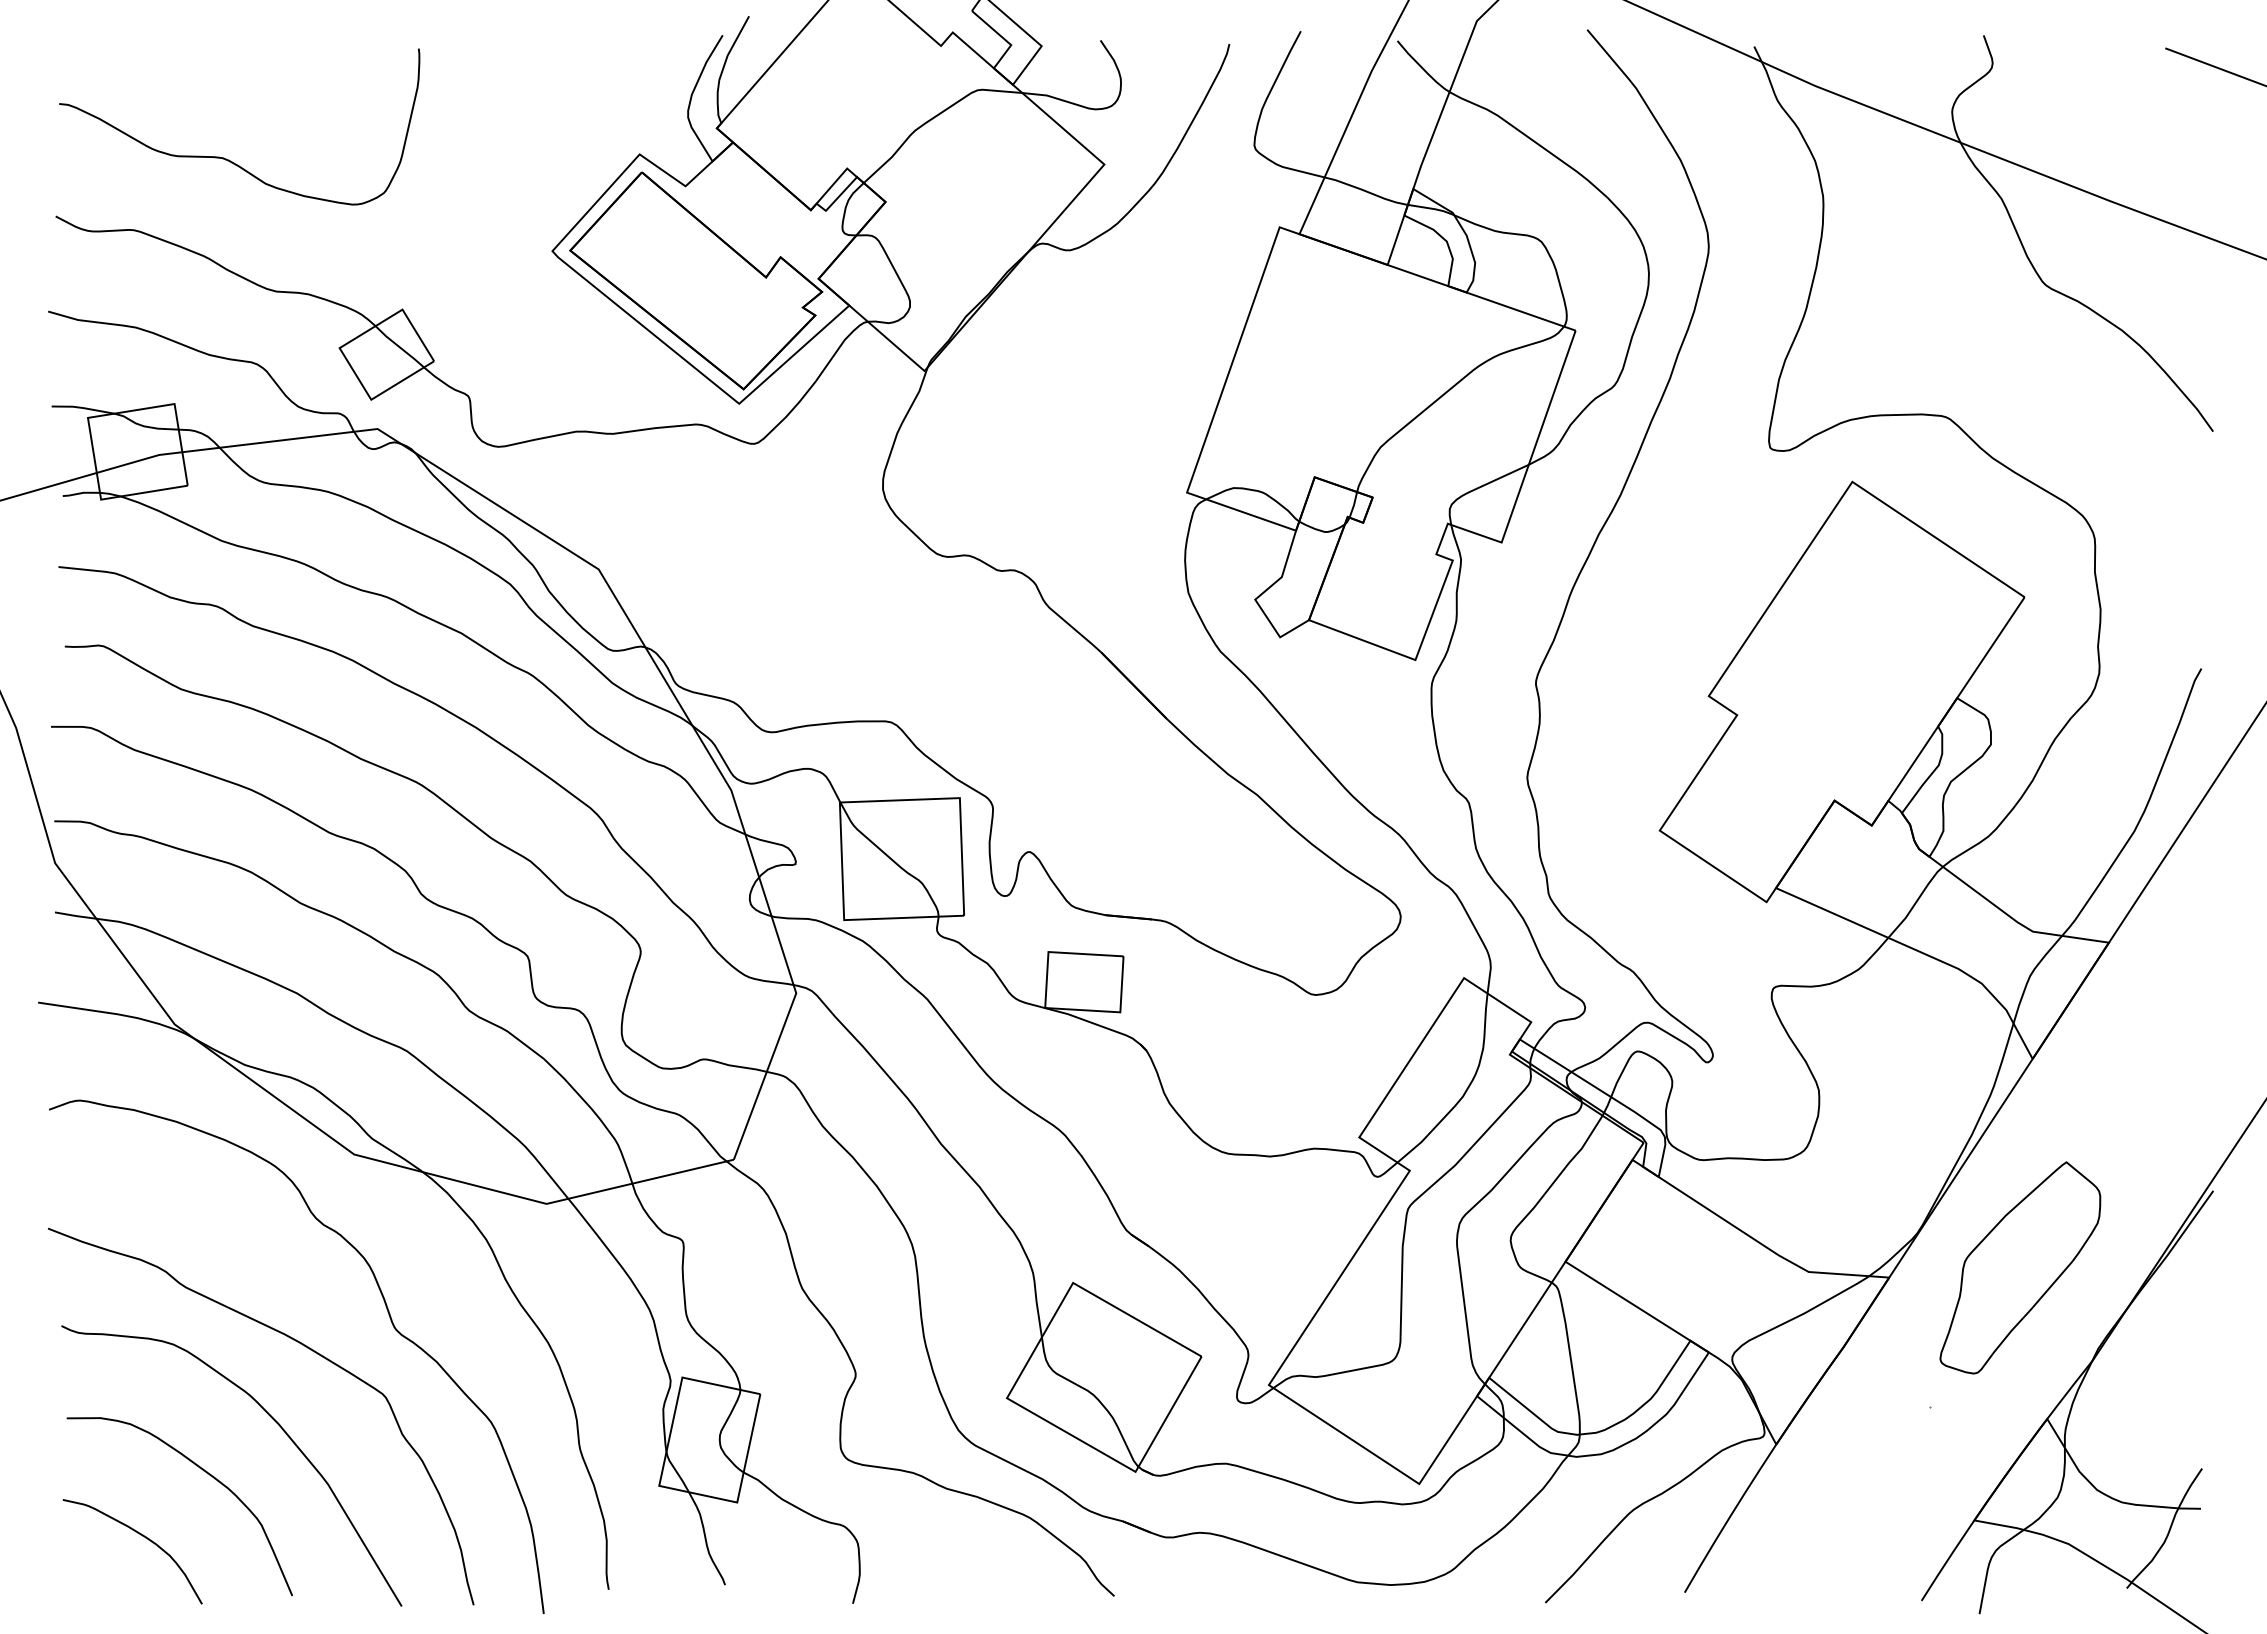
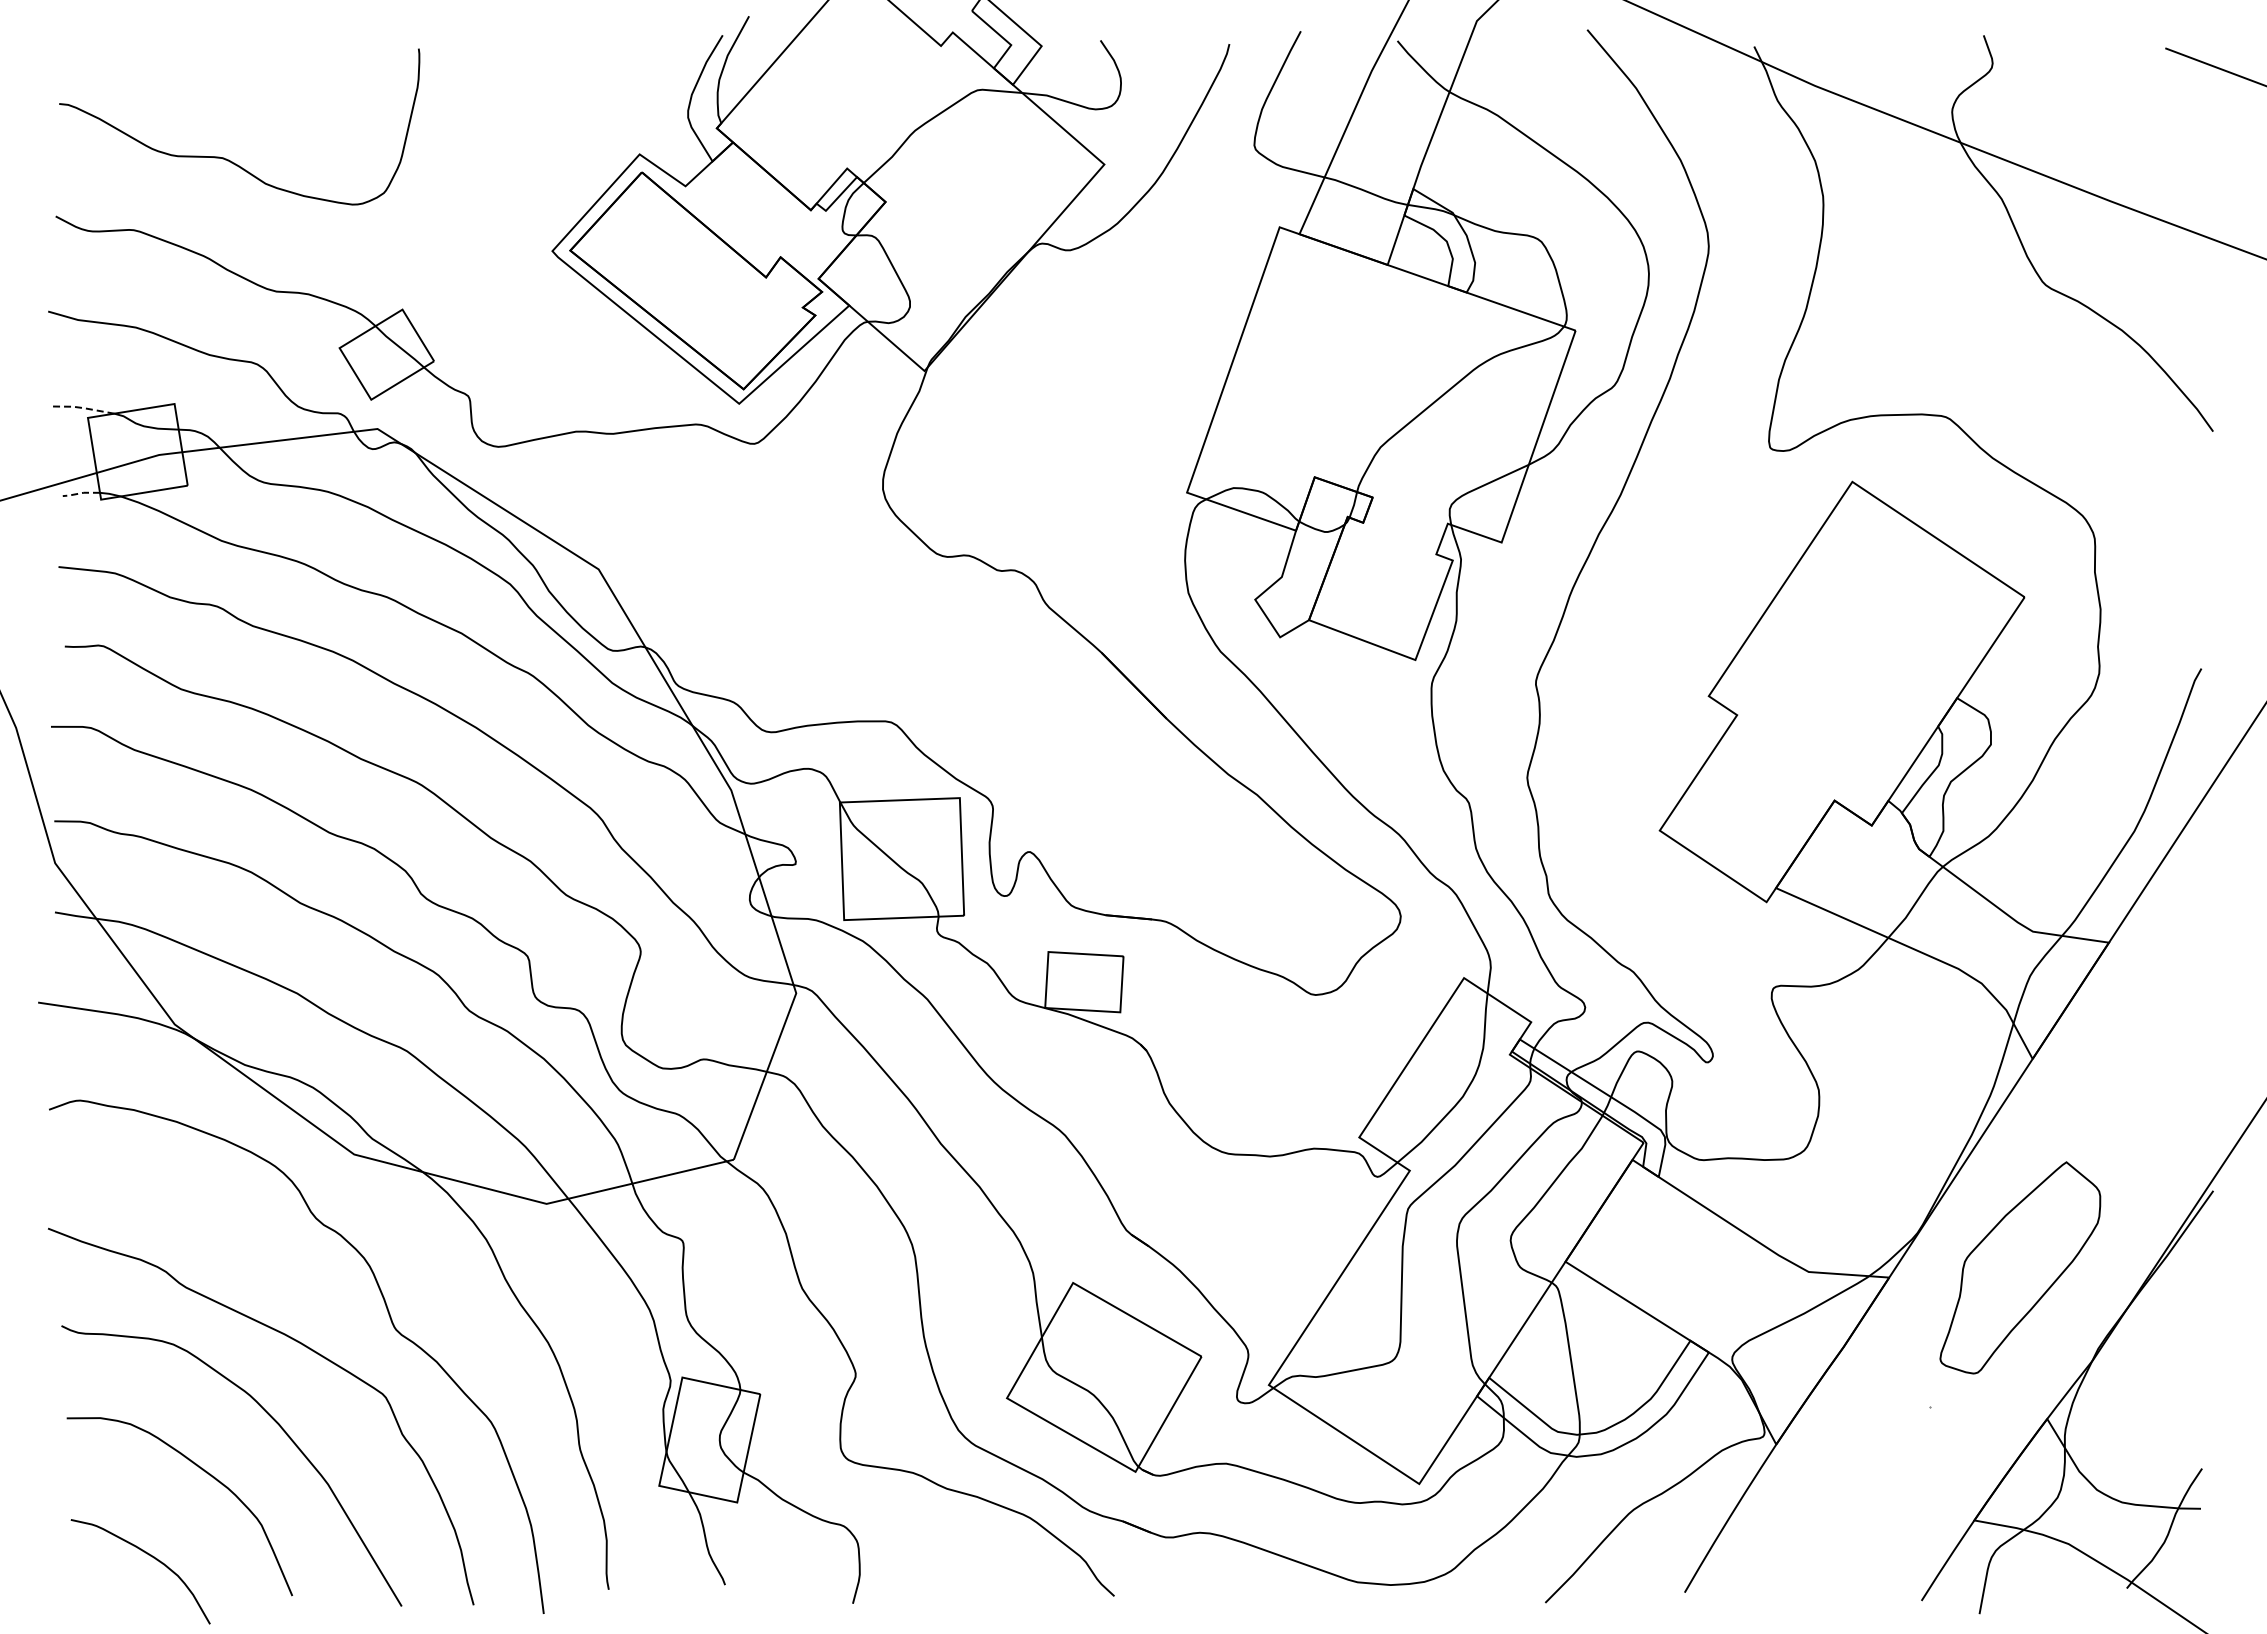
line: solid -> dashed (82, 408)
line: solid -> dashed (81, 493)
curve position: (140, 1535) -> (148, 1555) (148, 1555)
